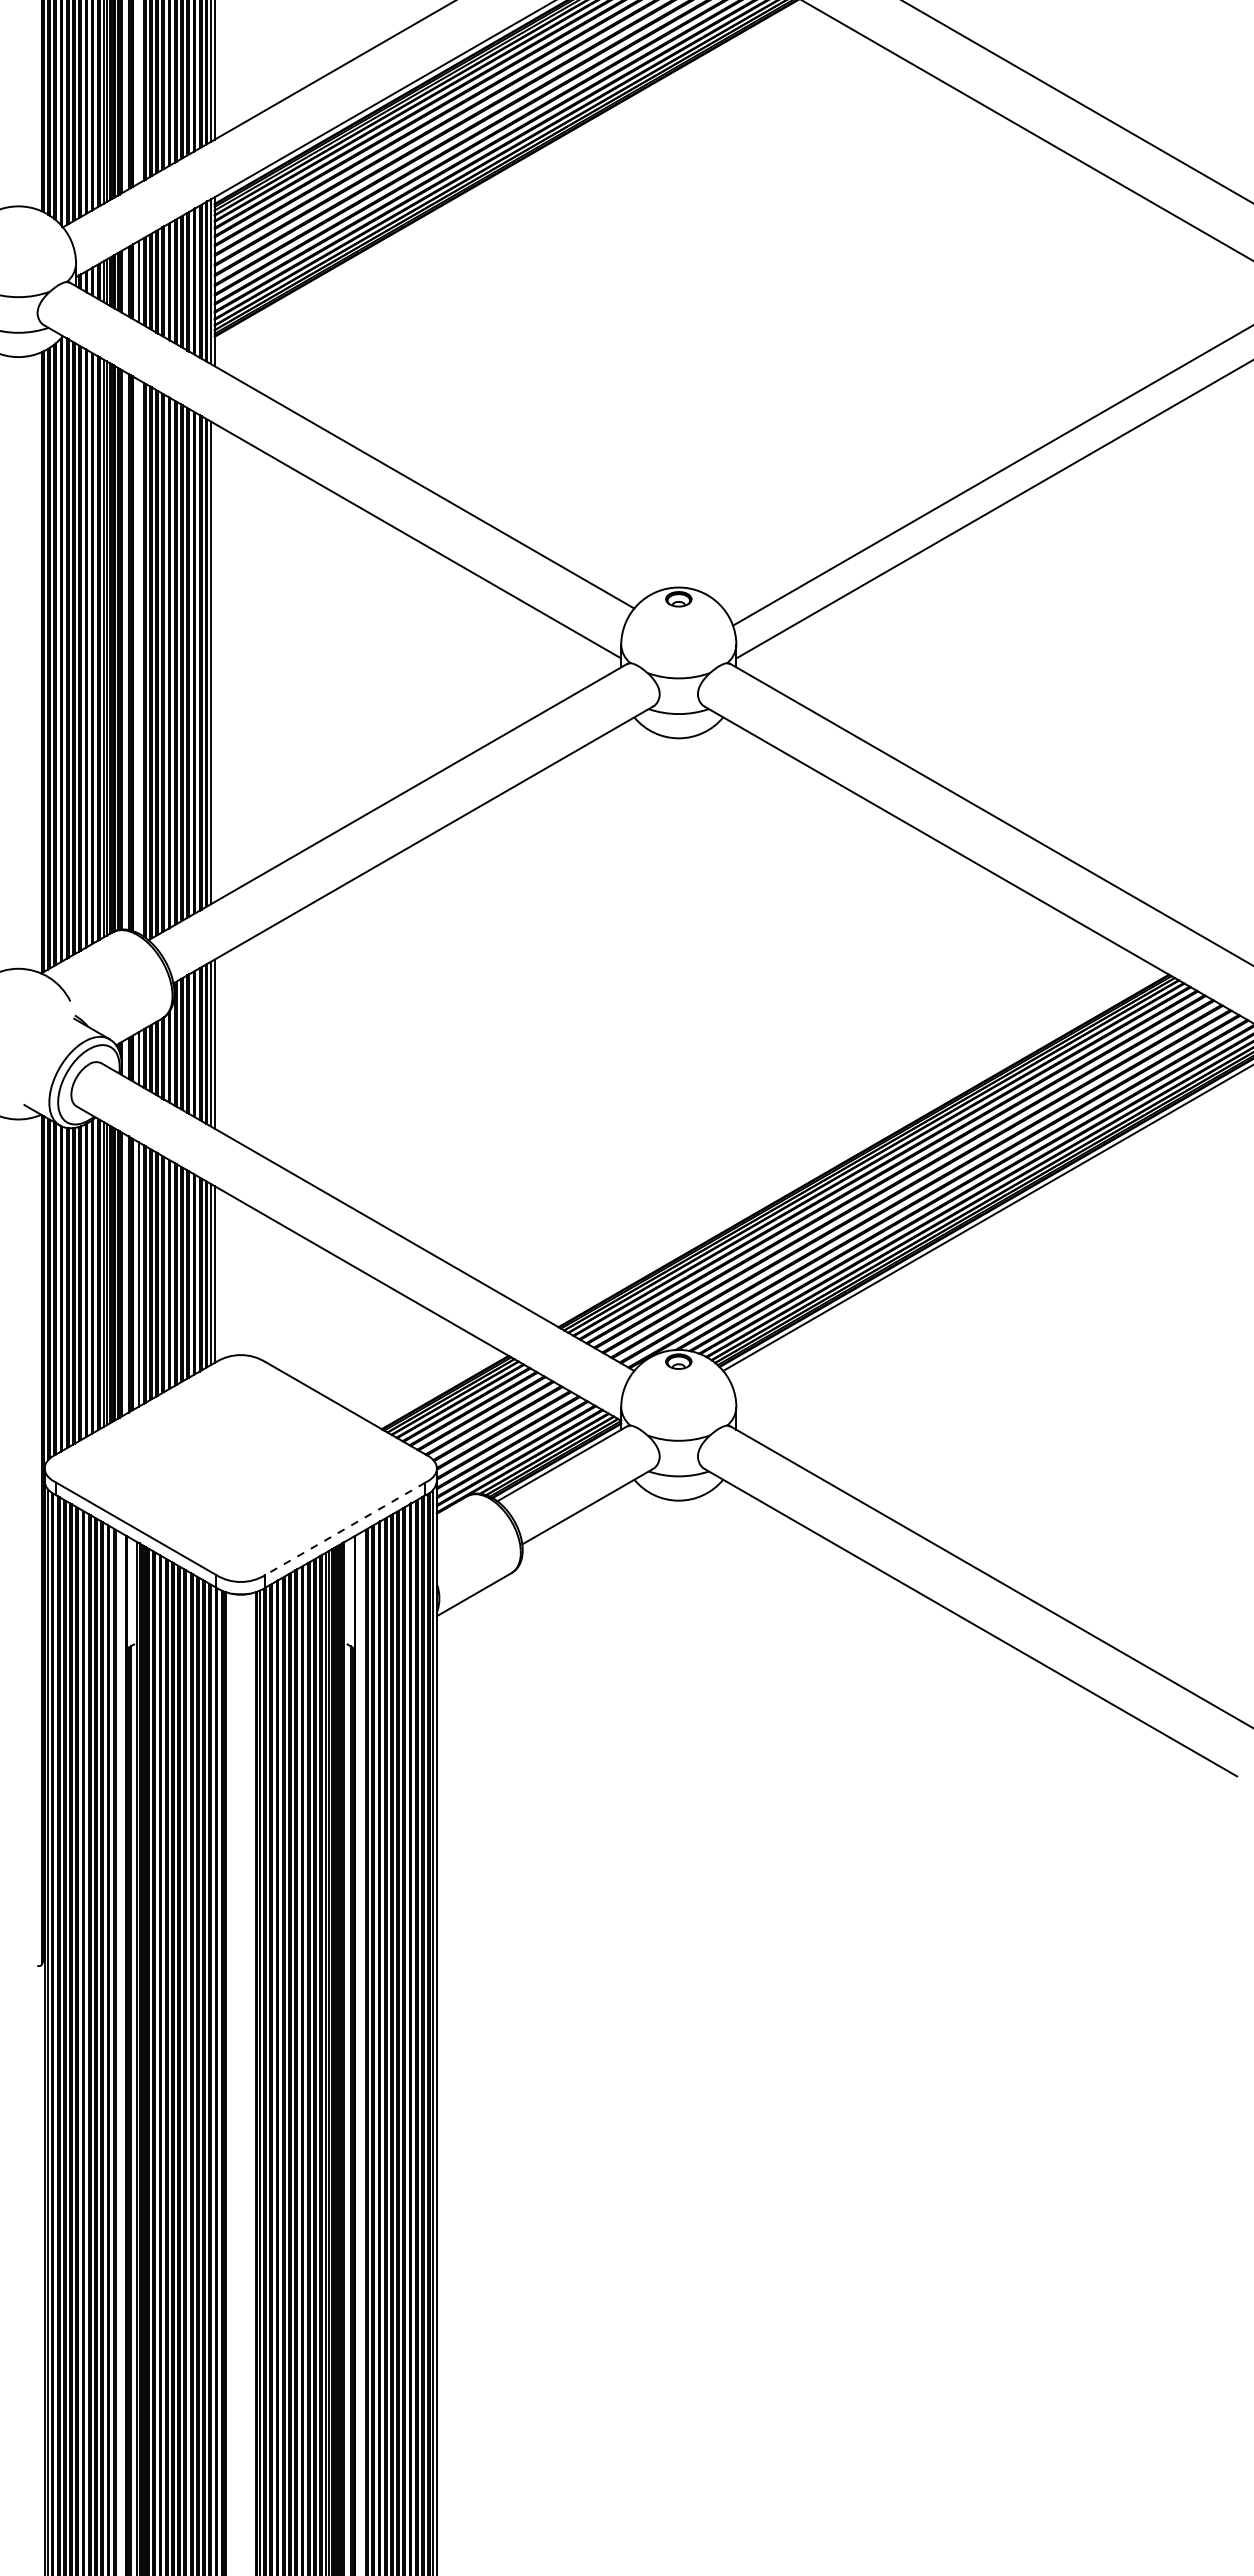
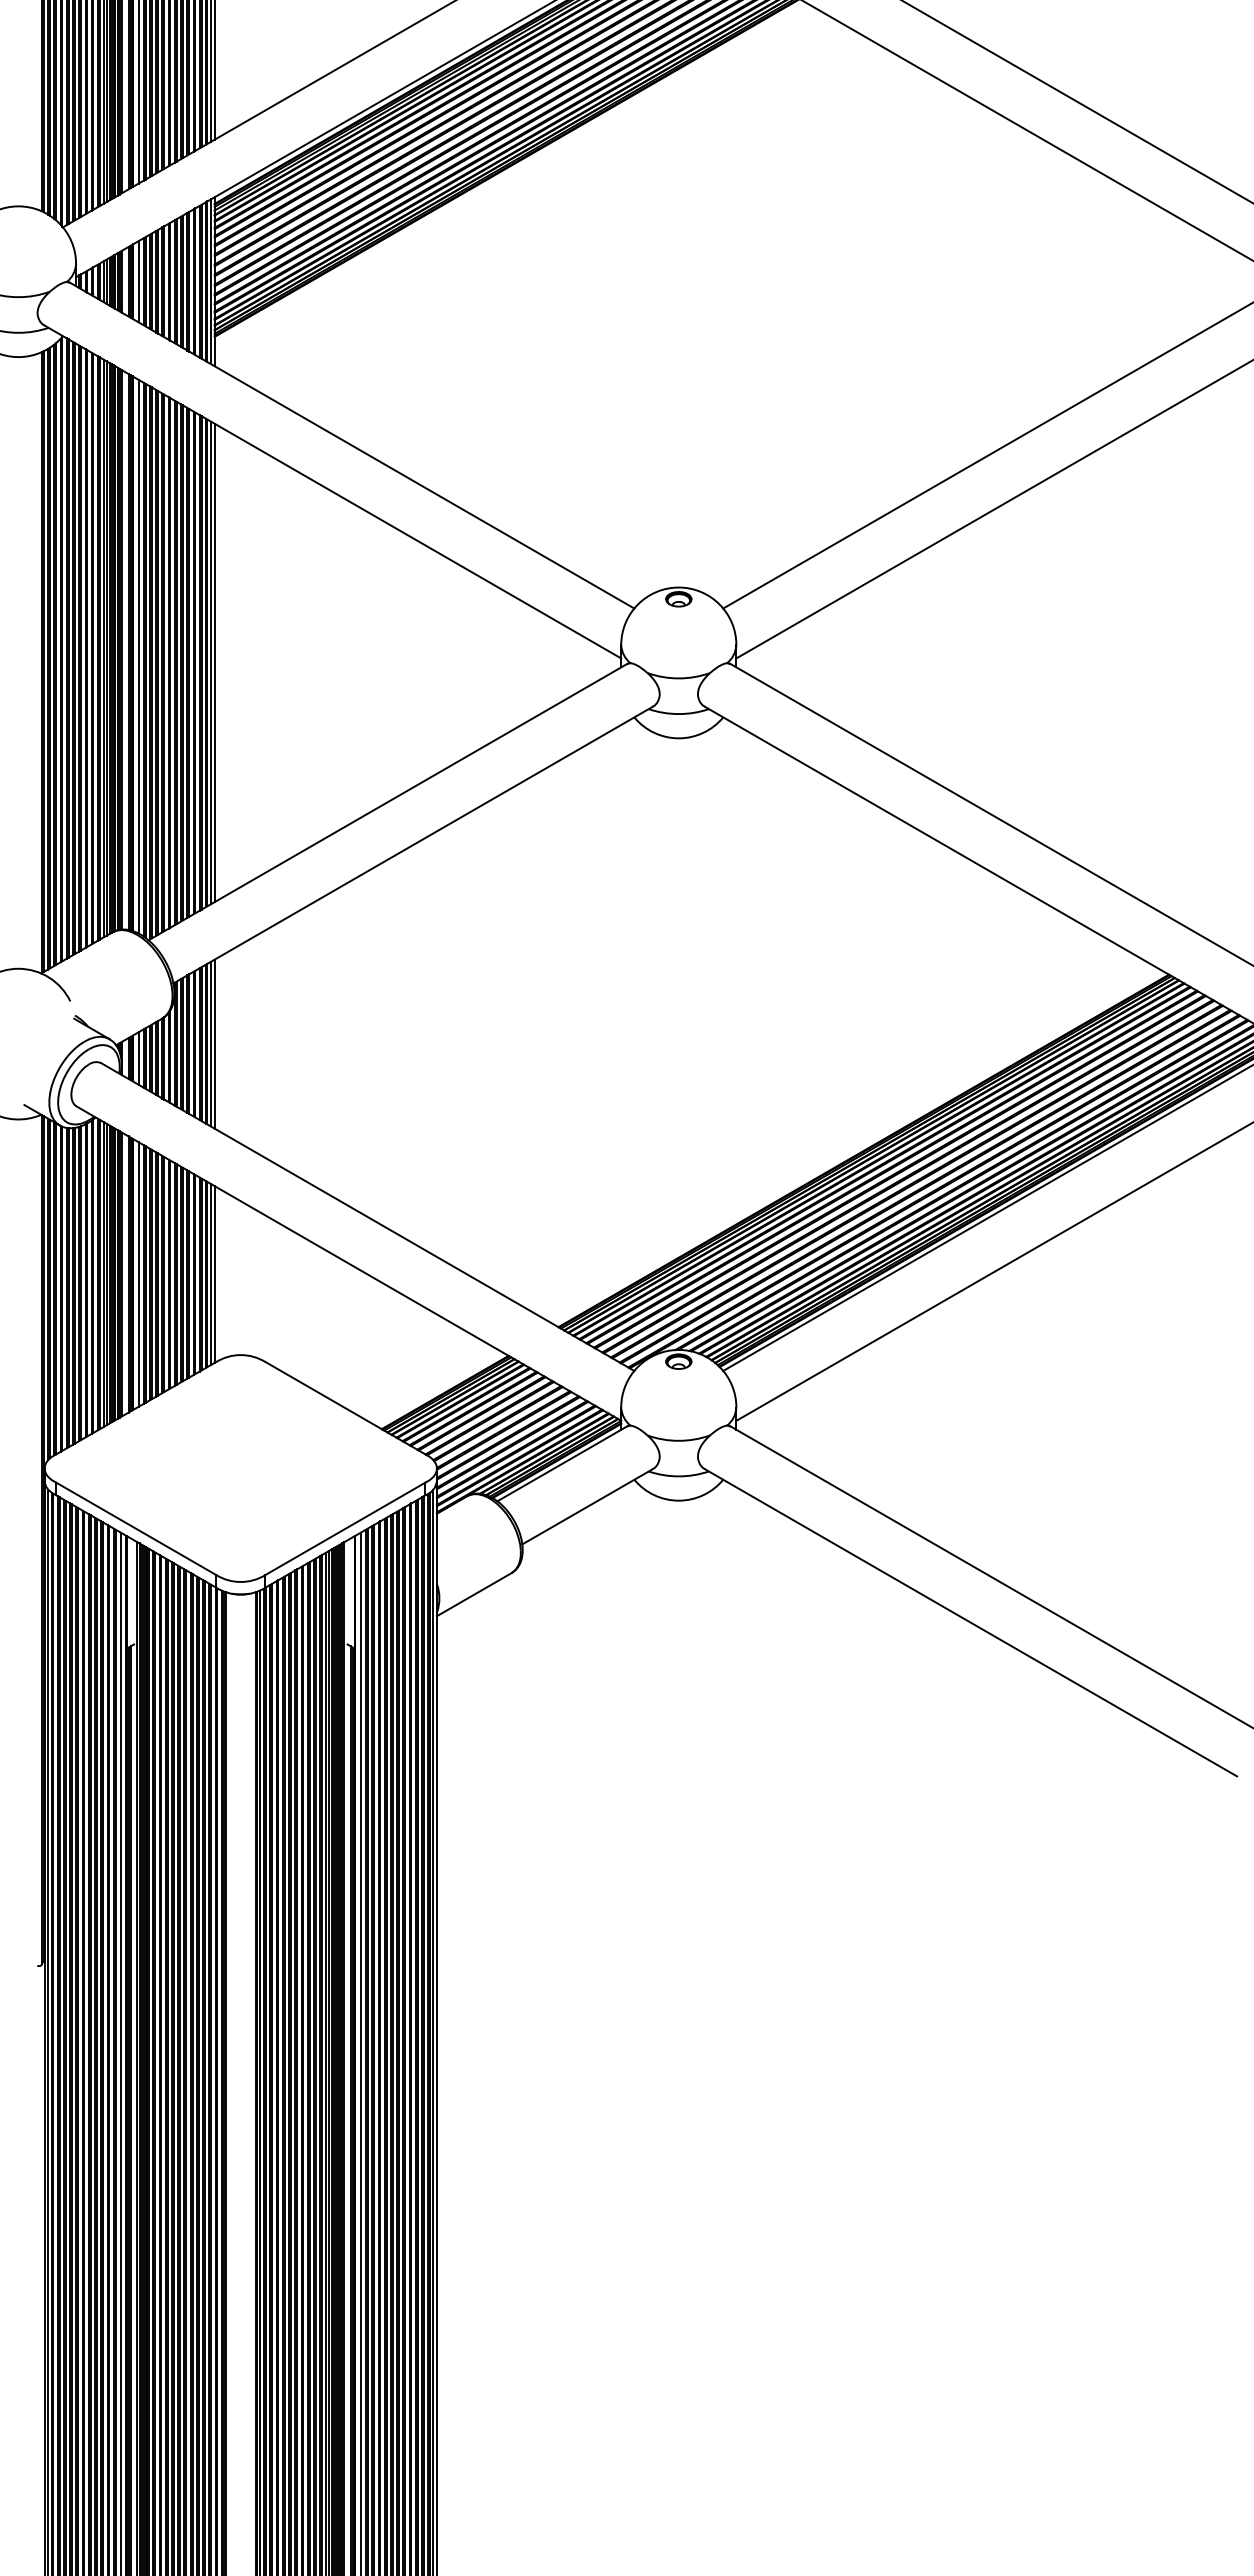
line: none -> present (138, 92)
line position: (991, 476) -> (986, 456) (986, 456)
line: none -> present (138, 656)
line: none -> present (214, 662)
line: none -> present (993, 1272)
line: dashed -> solid (344, 1529)
line: none -> present (120, 2052)
line: none -> present (360, 2052)
